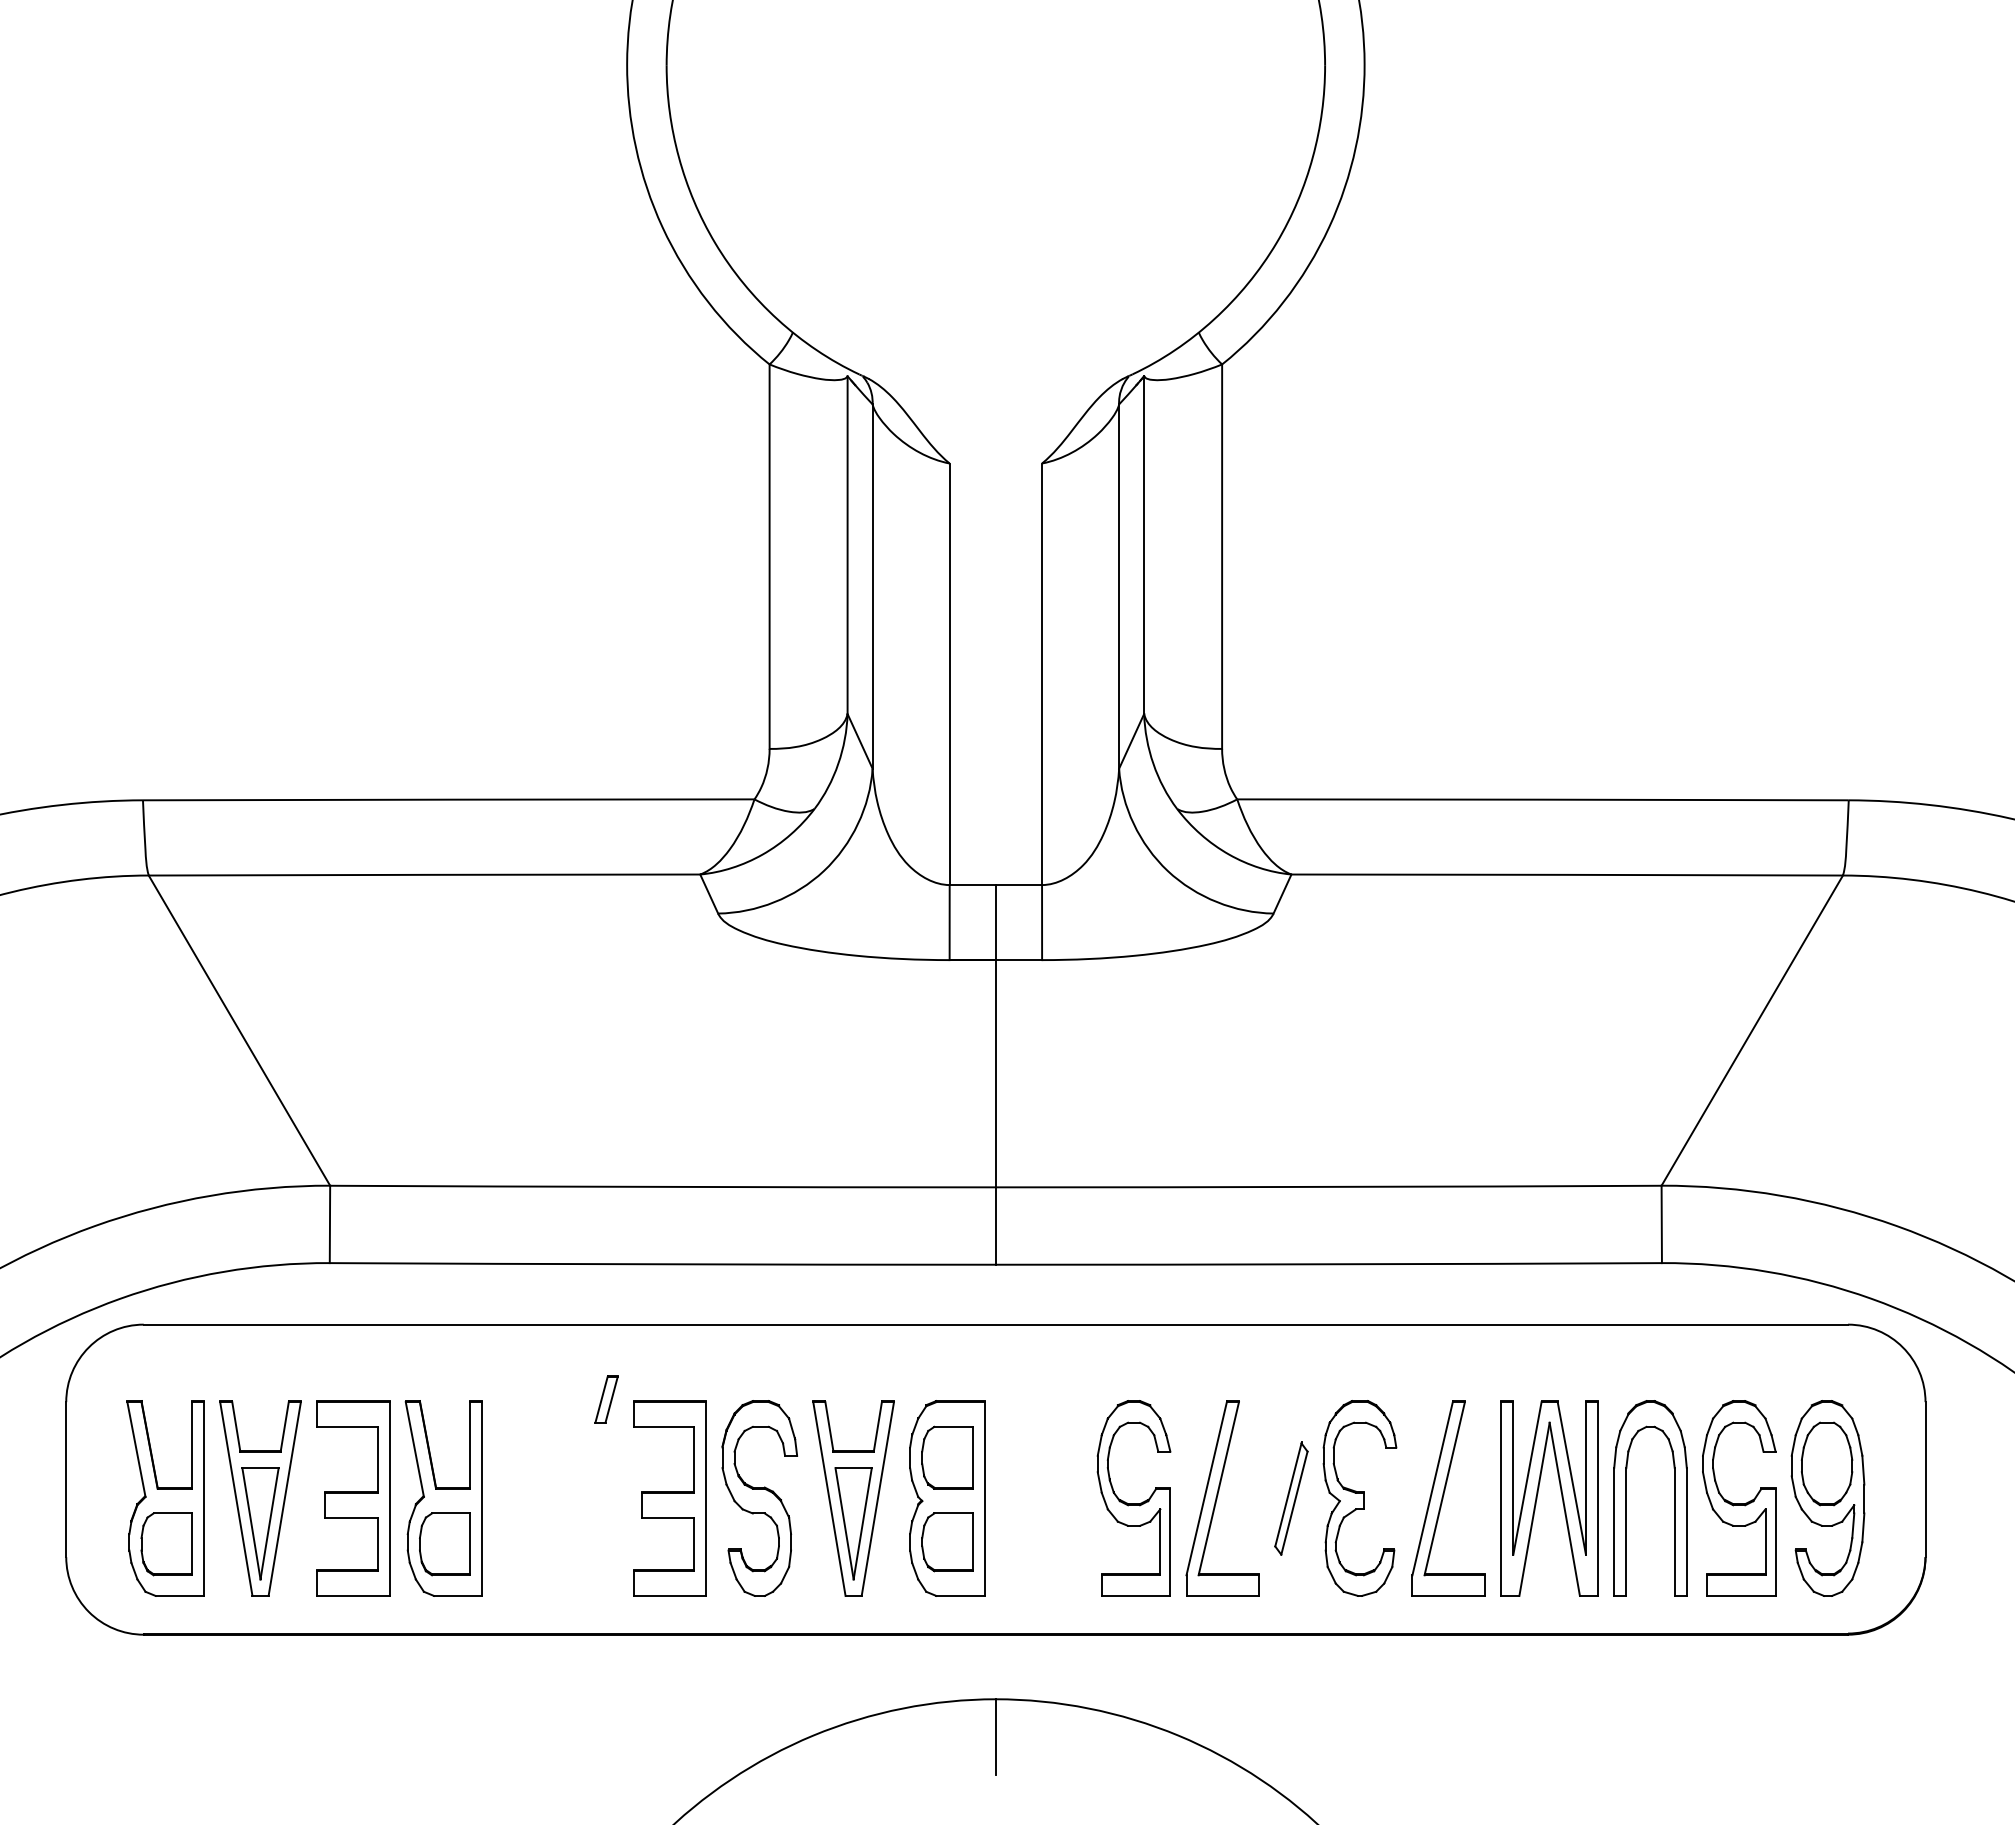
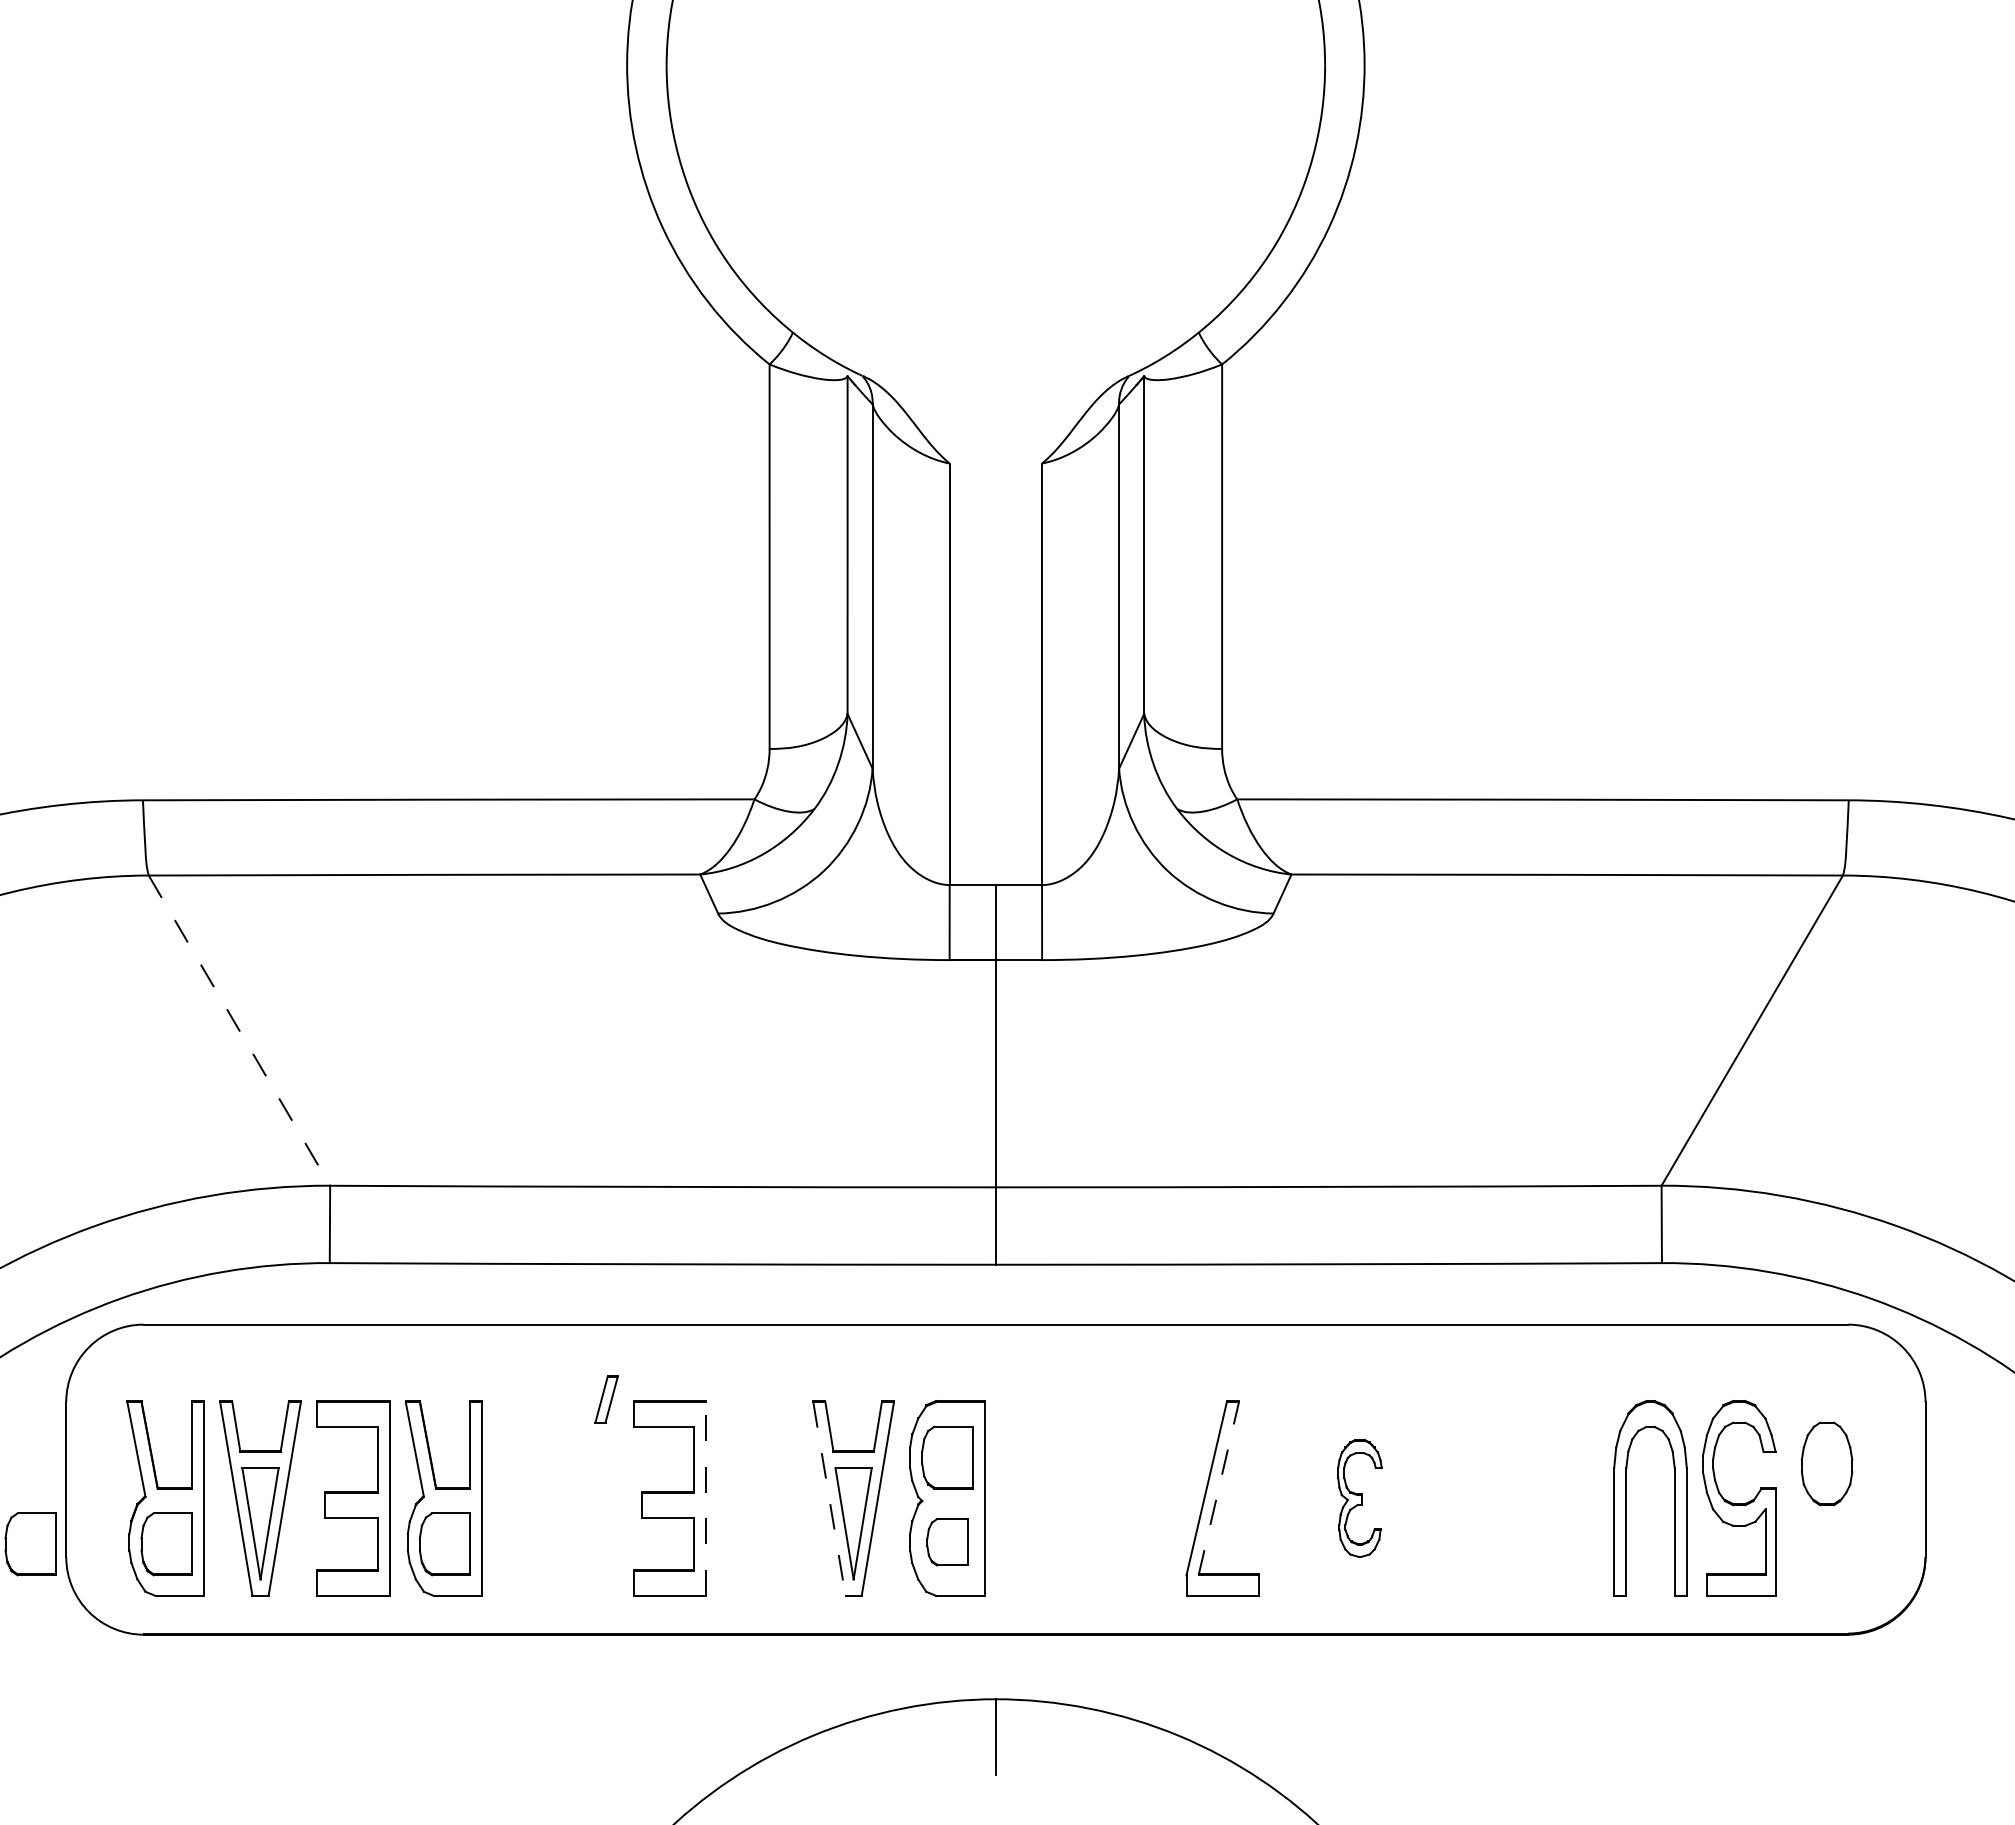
line: solid -> dashed (239, 1030)
line: solid -> dashed (1218, 1488)
part: present -> none (759, 1498)
part: present -> none (1133, 1498)
part: present -> none (1291, 1498)
part size: 76x197 px -> 46x119 px (1359, 1498)
part: present -> none (1448, 1498)
part: present -> none (1537, 1498)
part: present -> none (1827, 1498)
line: solid -> dashed (706, 1499)
line: solid -> dashed (829, 1499)
part size: 53x61 px -> 43x49 px (947, 1542)
part: none -> present (30, 1544)
